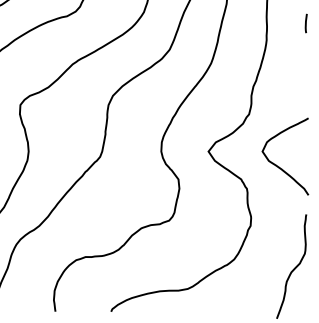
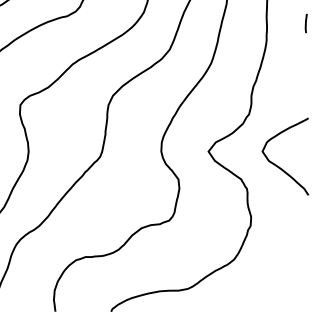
curve: present -> none (293, 268)
